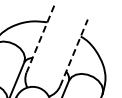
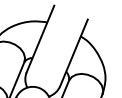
line: dashed -> solid (40, 39)
line: dashed -> solid (74, 52)
